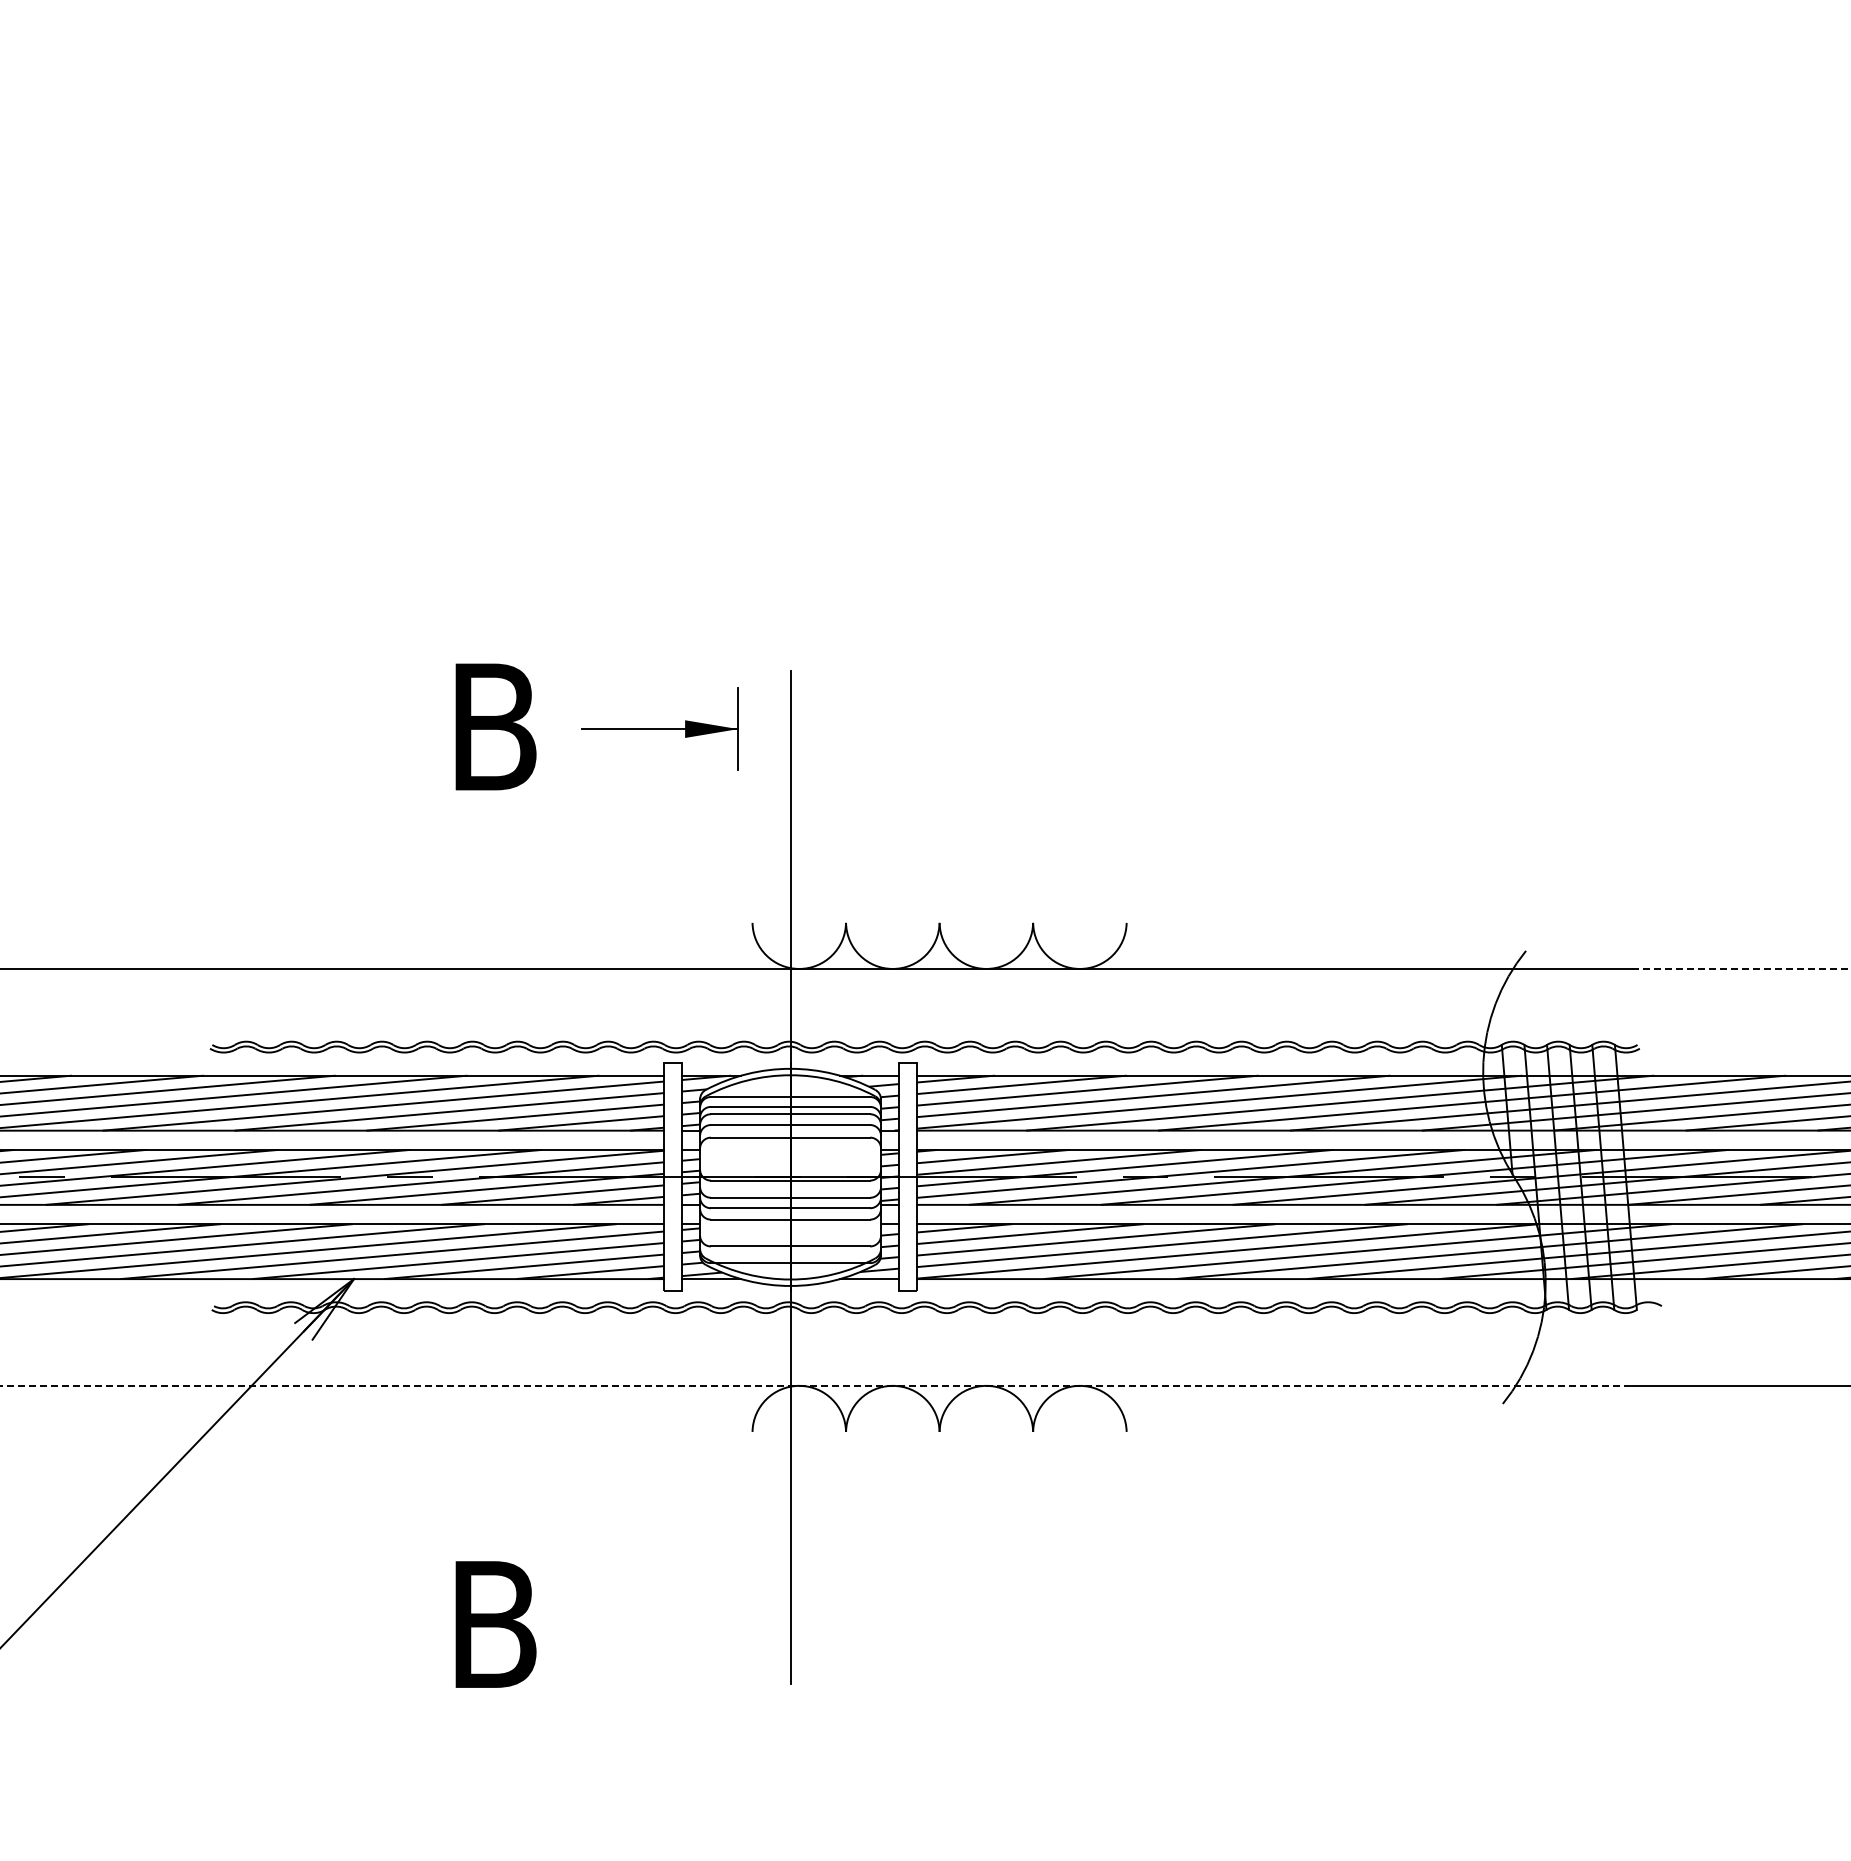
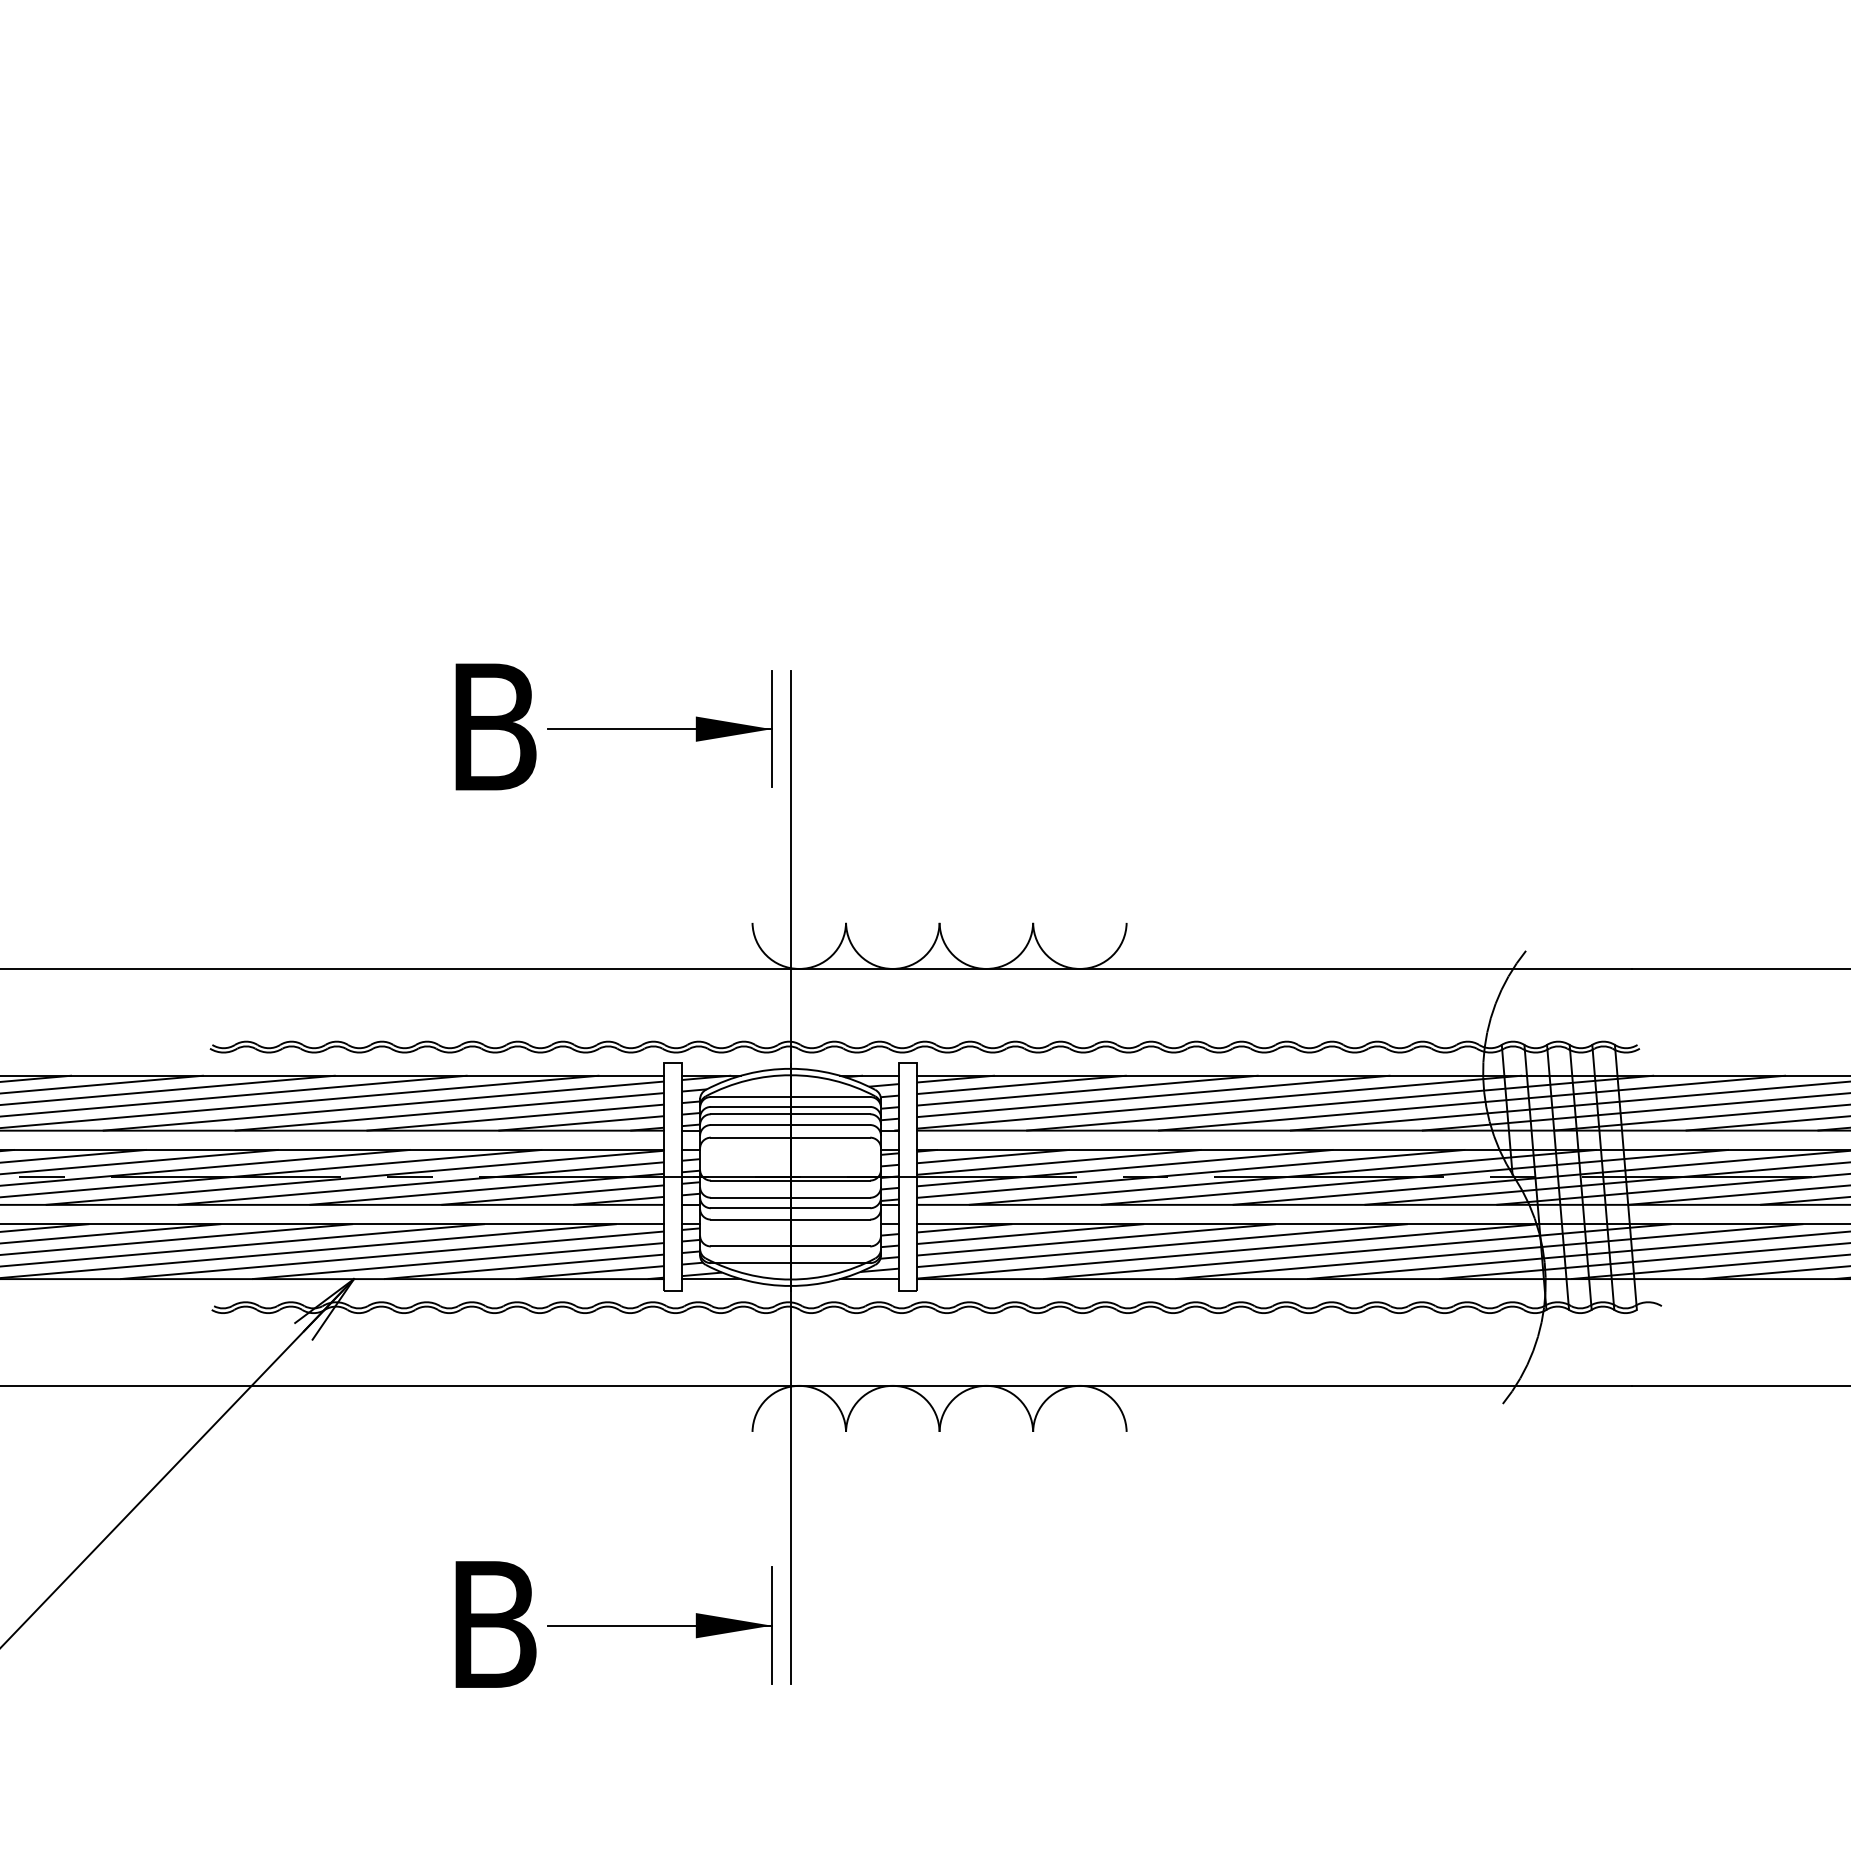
part size: 158x84 px -> 226x118 px (659, 728)
line: dashed -> solid (1741, 969)
line: dashed -> solid (816, 1385)
part: none -> present (659, 1625)
